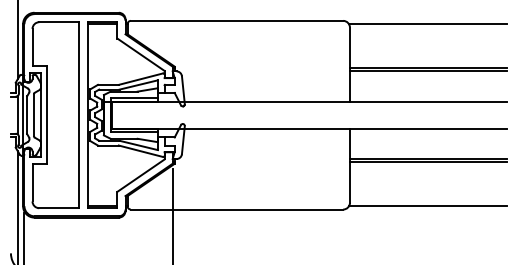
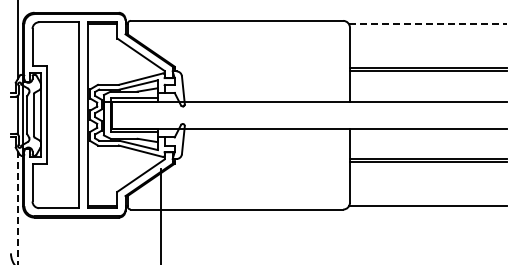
line: solid -> dashed (428, 24)
line: solid -> dashed (17, 207)
line position: (172, 215) -> (160, 215) (160, 215)
line: present -> none (24, 236)
